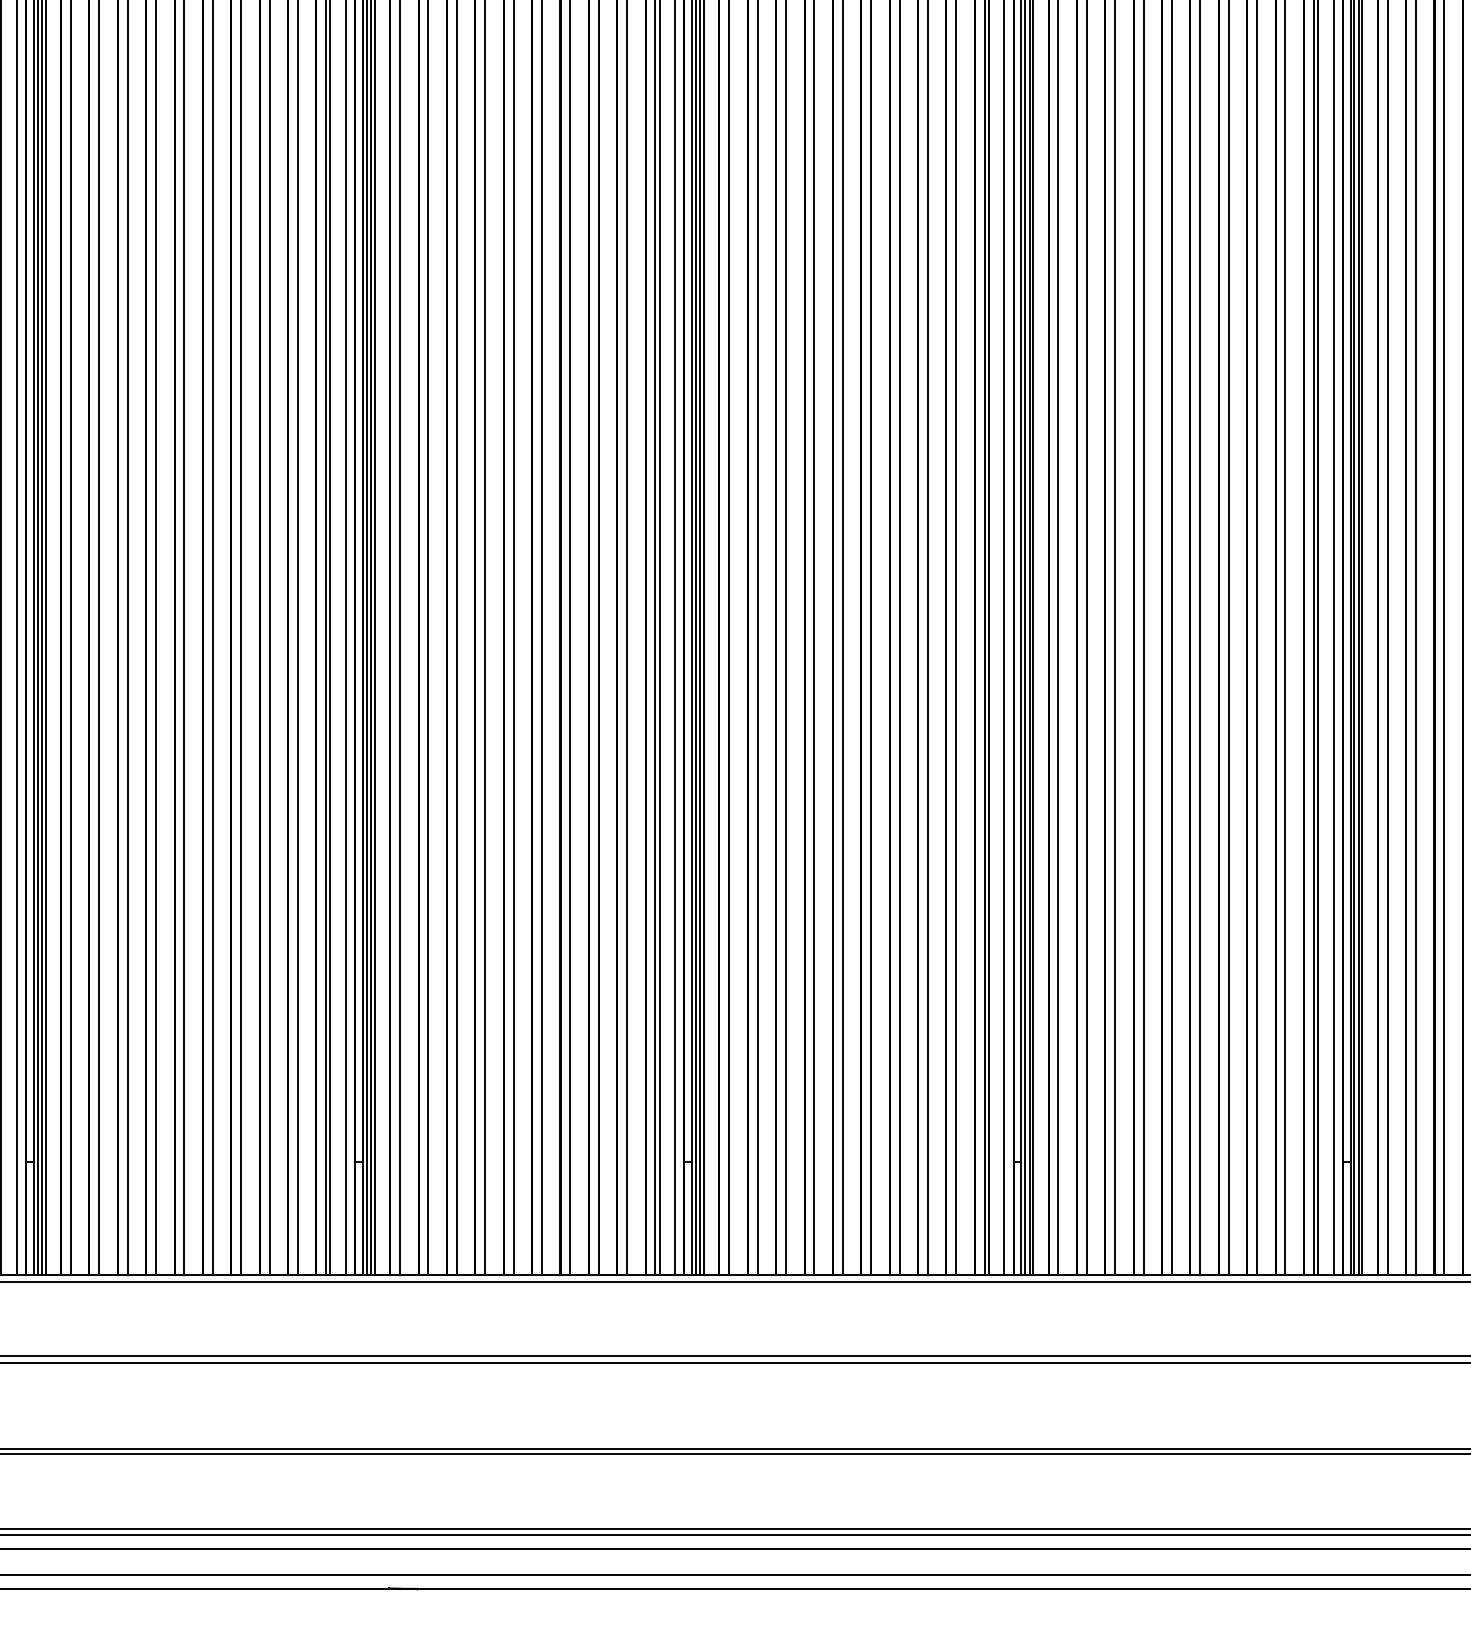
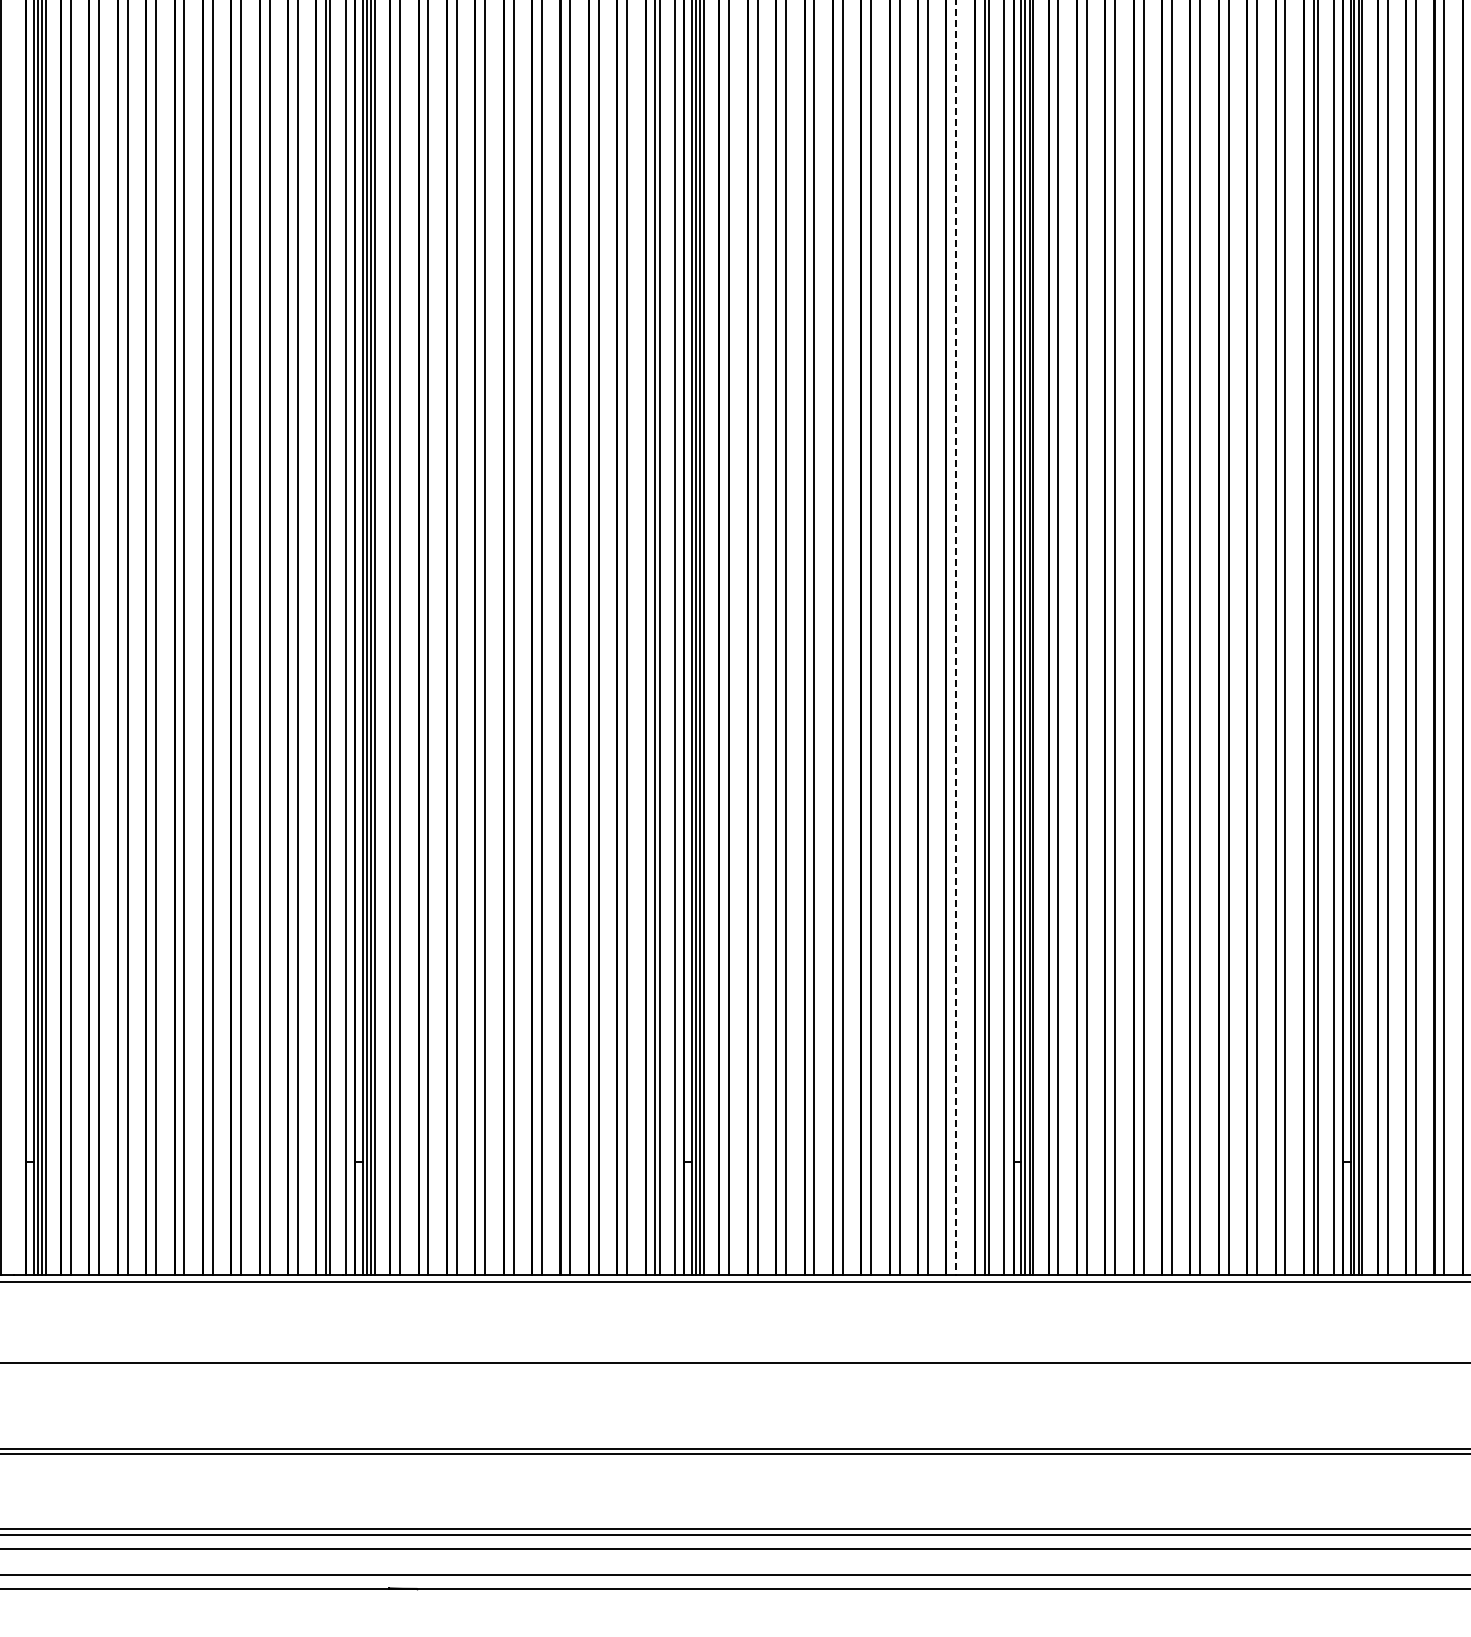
line: solid -> dashed (956, 637)
line: present -> none (16, 638)
line: present -> none (734, 1356)
